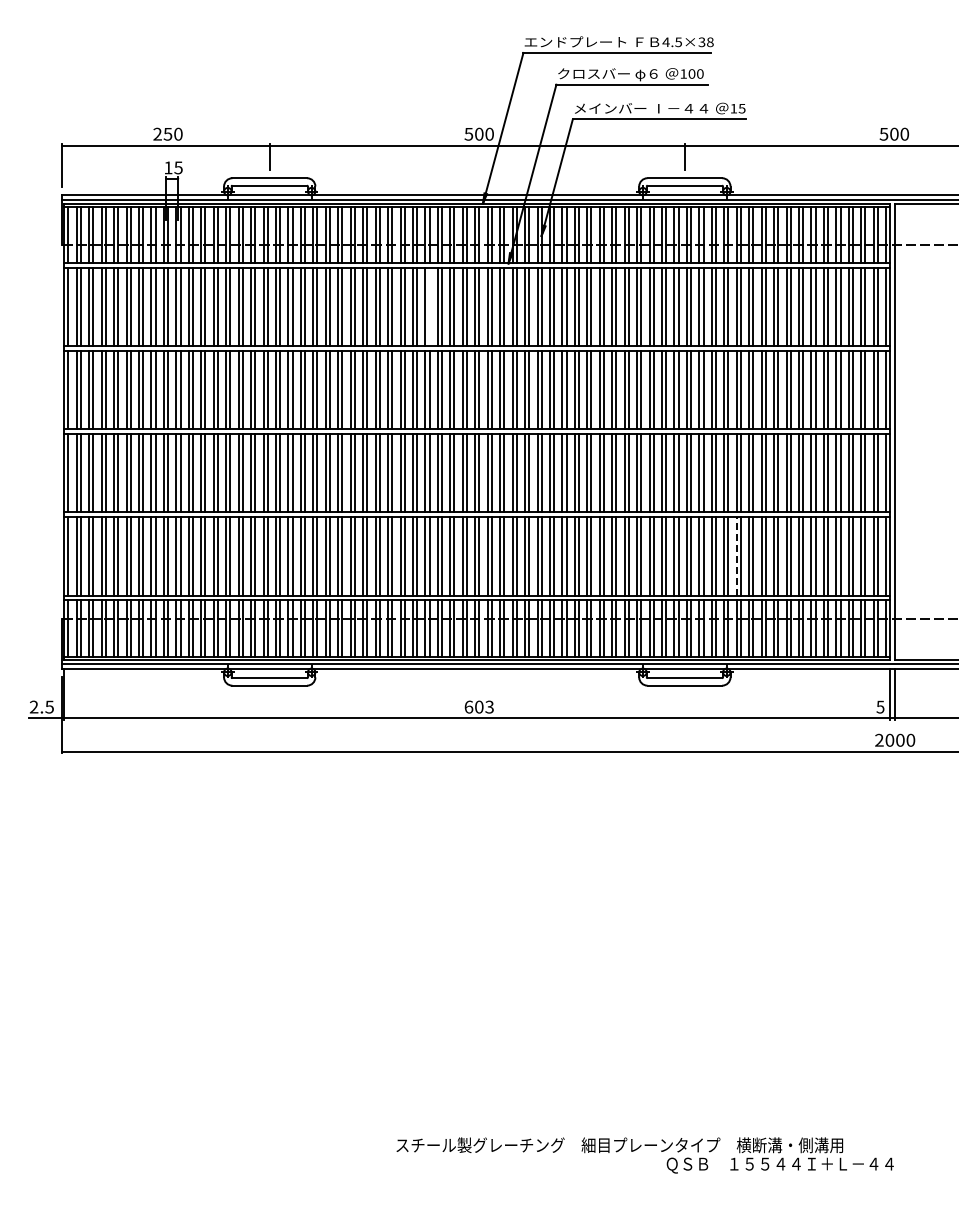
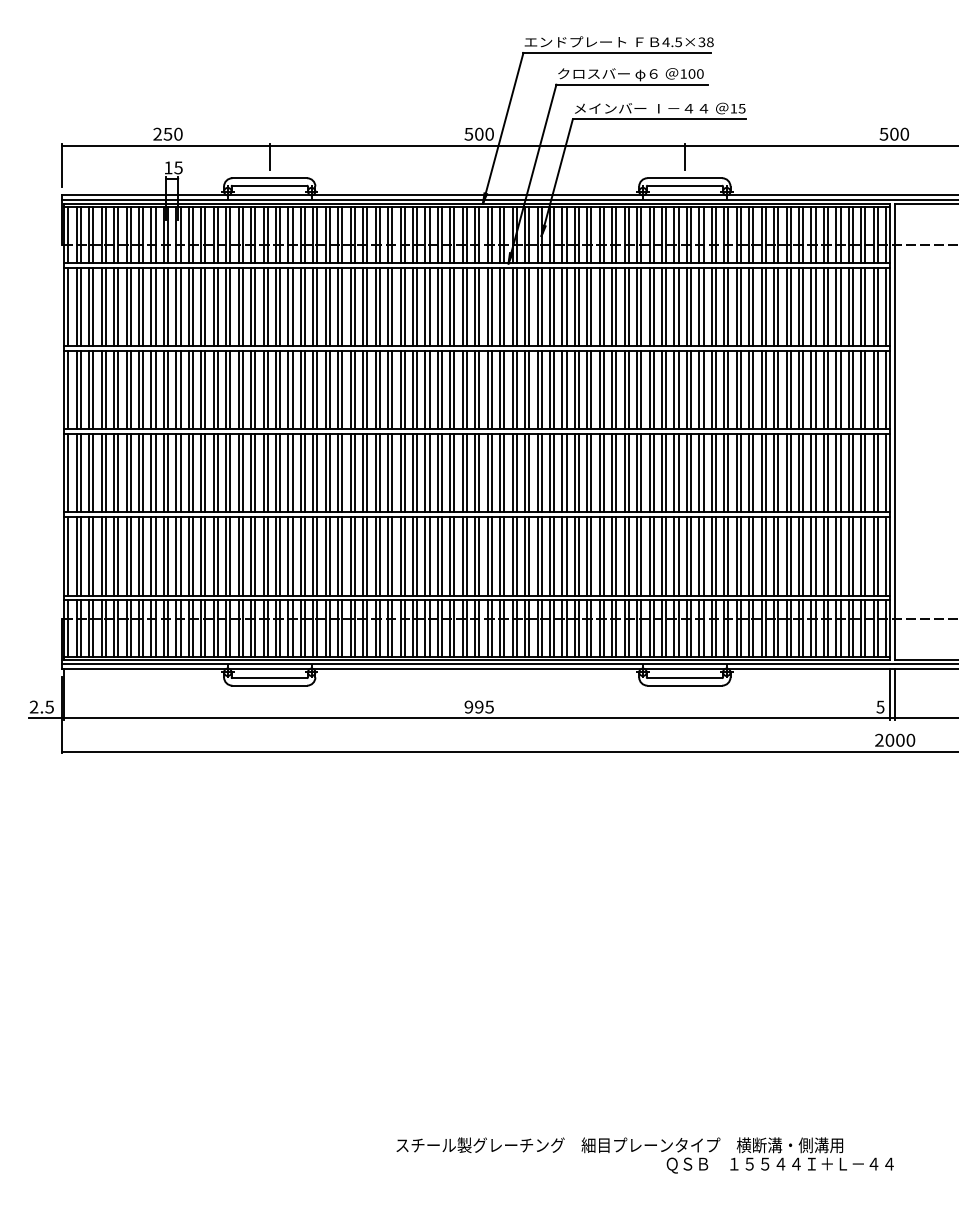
line: none -> present (429, 307)
line: dashed -> solid (736, 555)
text: 603 -> 995 (478, 706)
